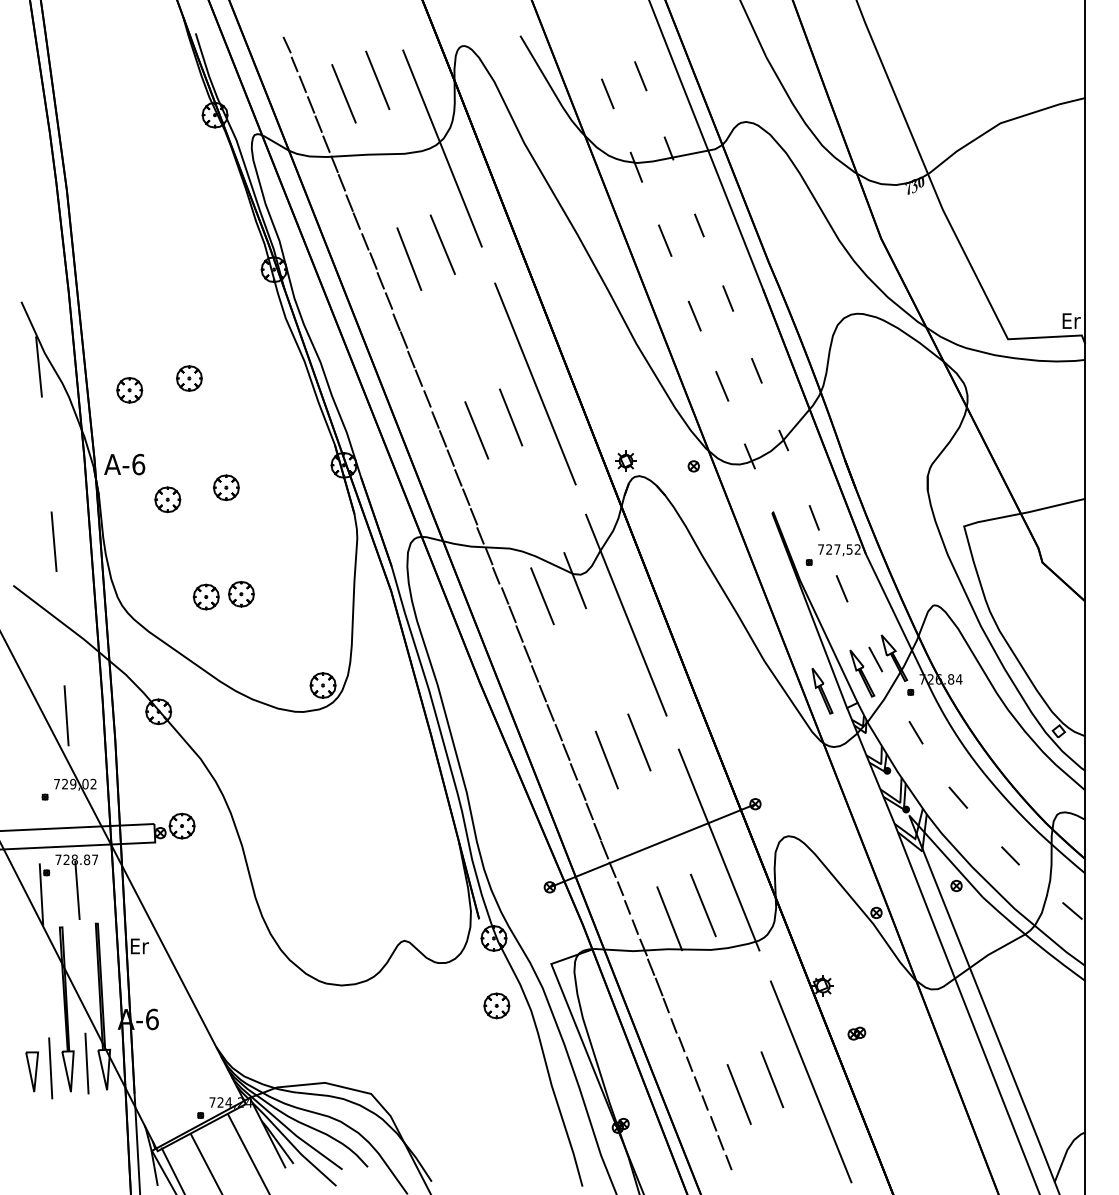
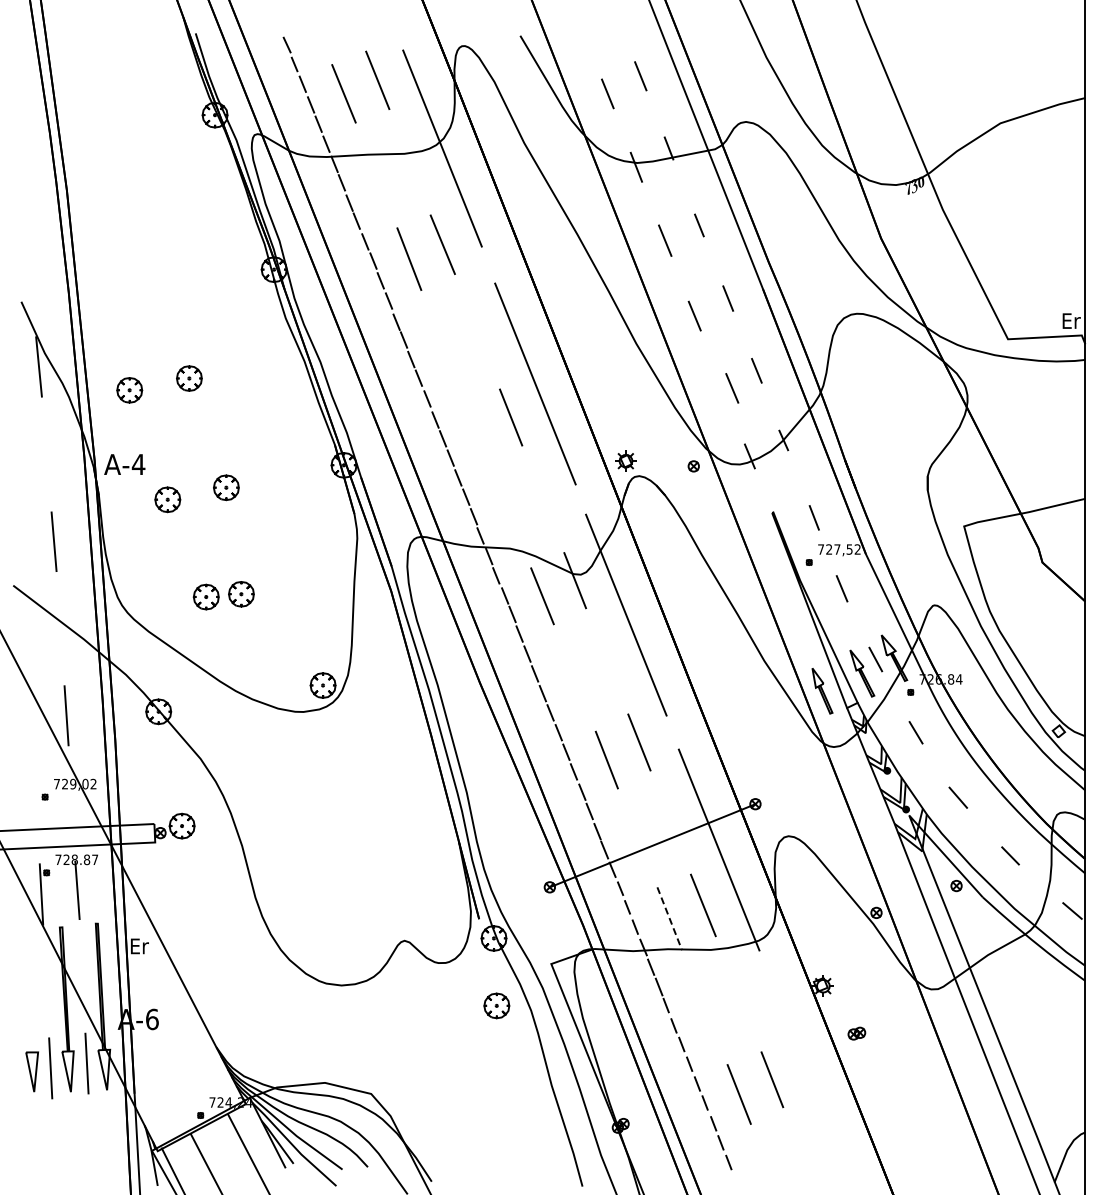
line position: (722, 386) -> (732, 388) (732, 388)
line: present -> none (476, 430)
text: A-6 -> A-4 (138, 464)
line: solid -> dashed (669, 918)
line: present -> none (810, 1081)
